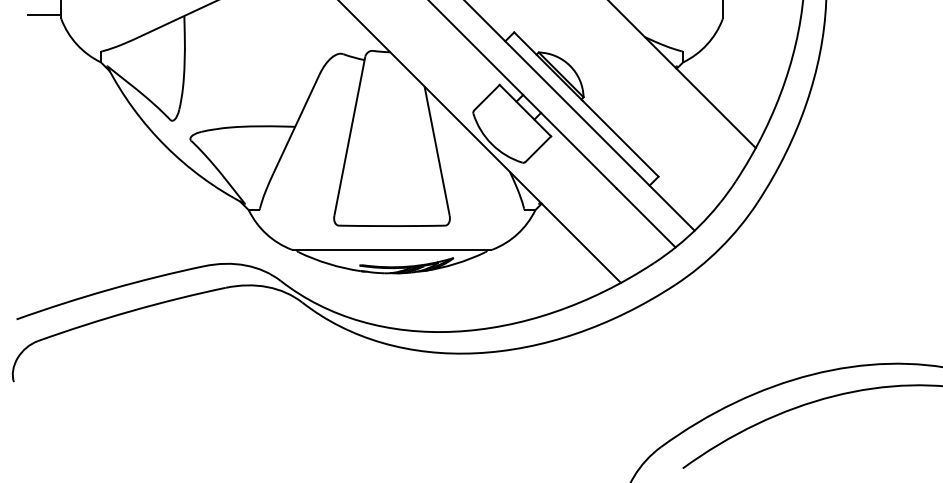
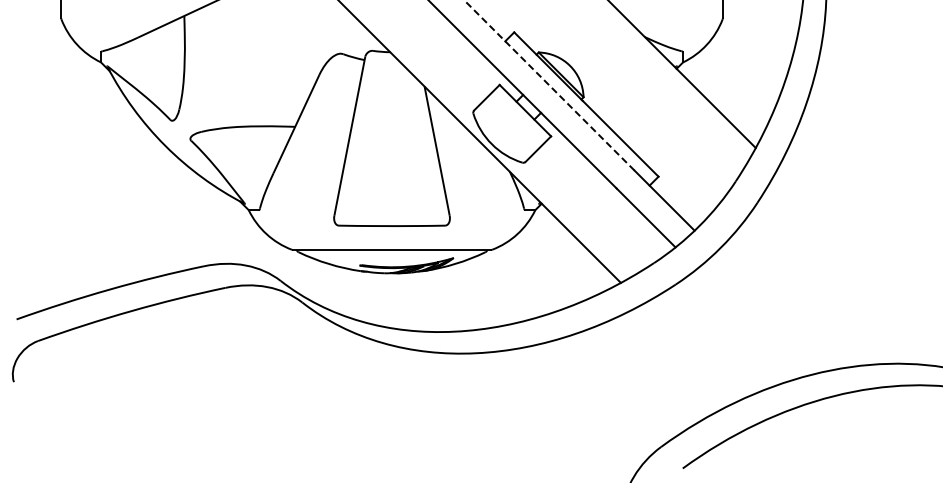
line: present -> none (44, 14)
line: solid -> dashed (549, 85)
